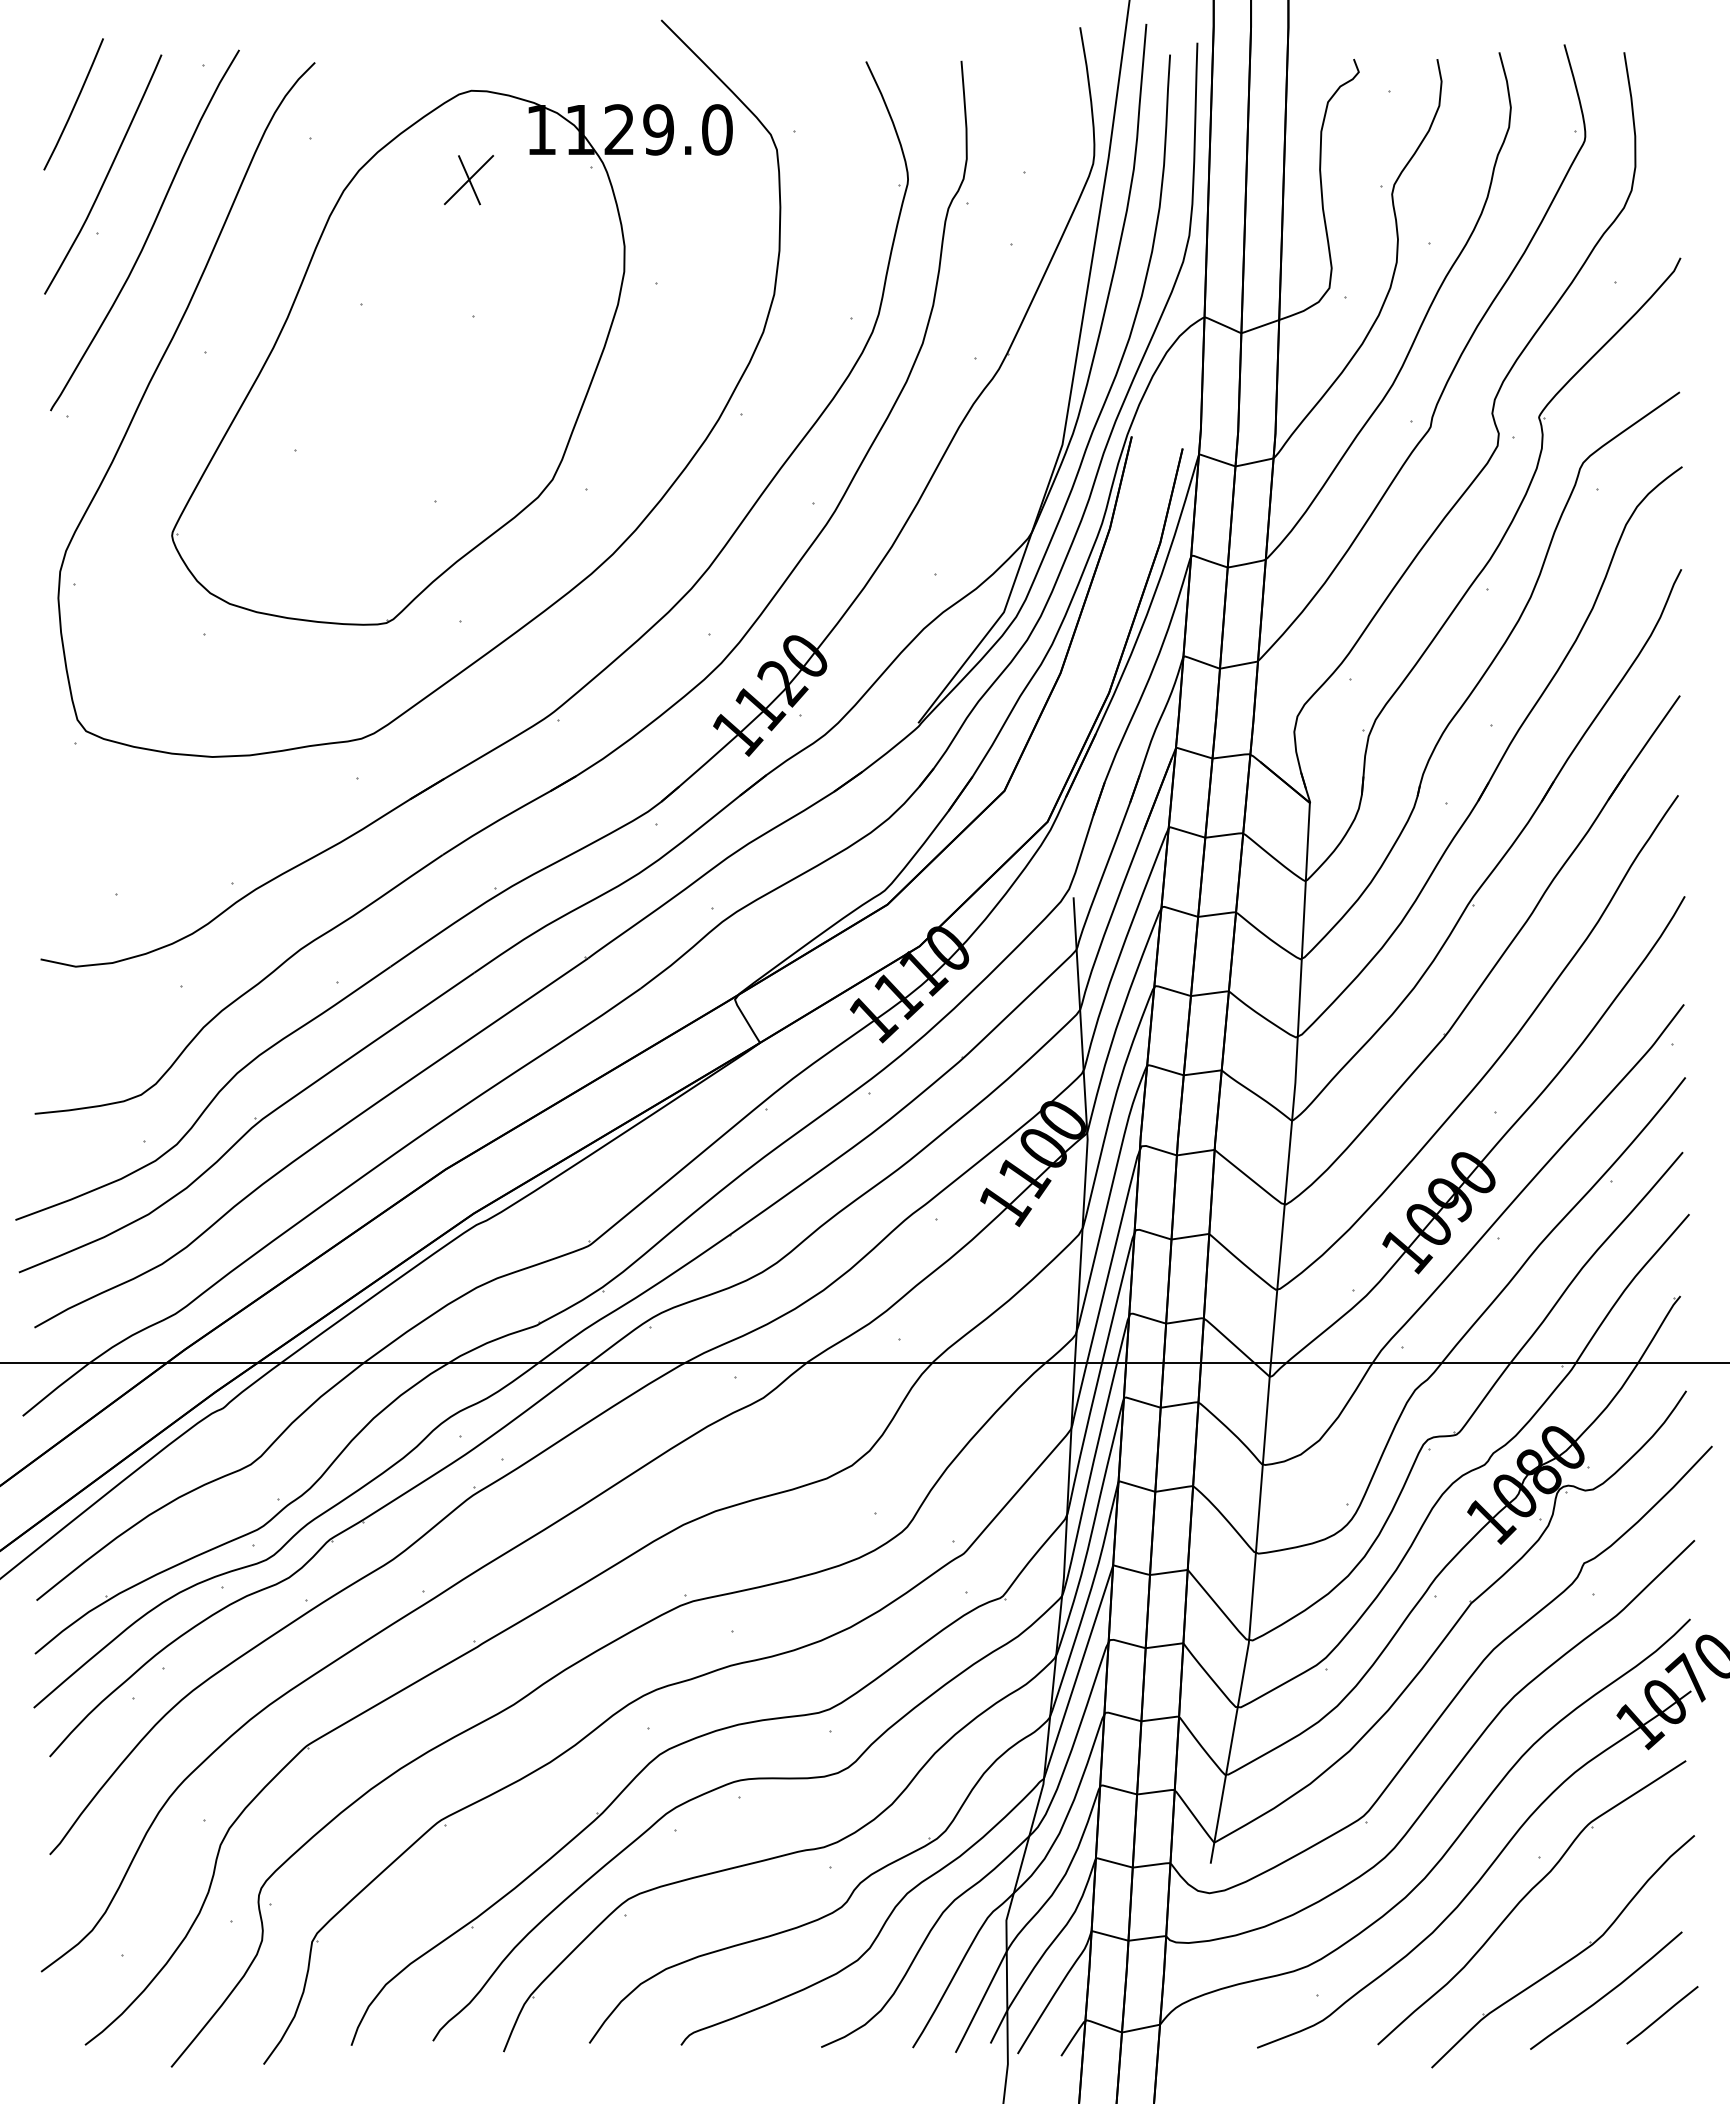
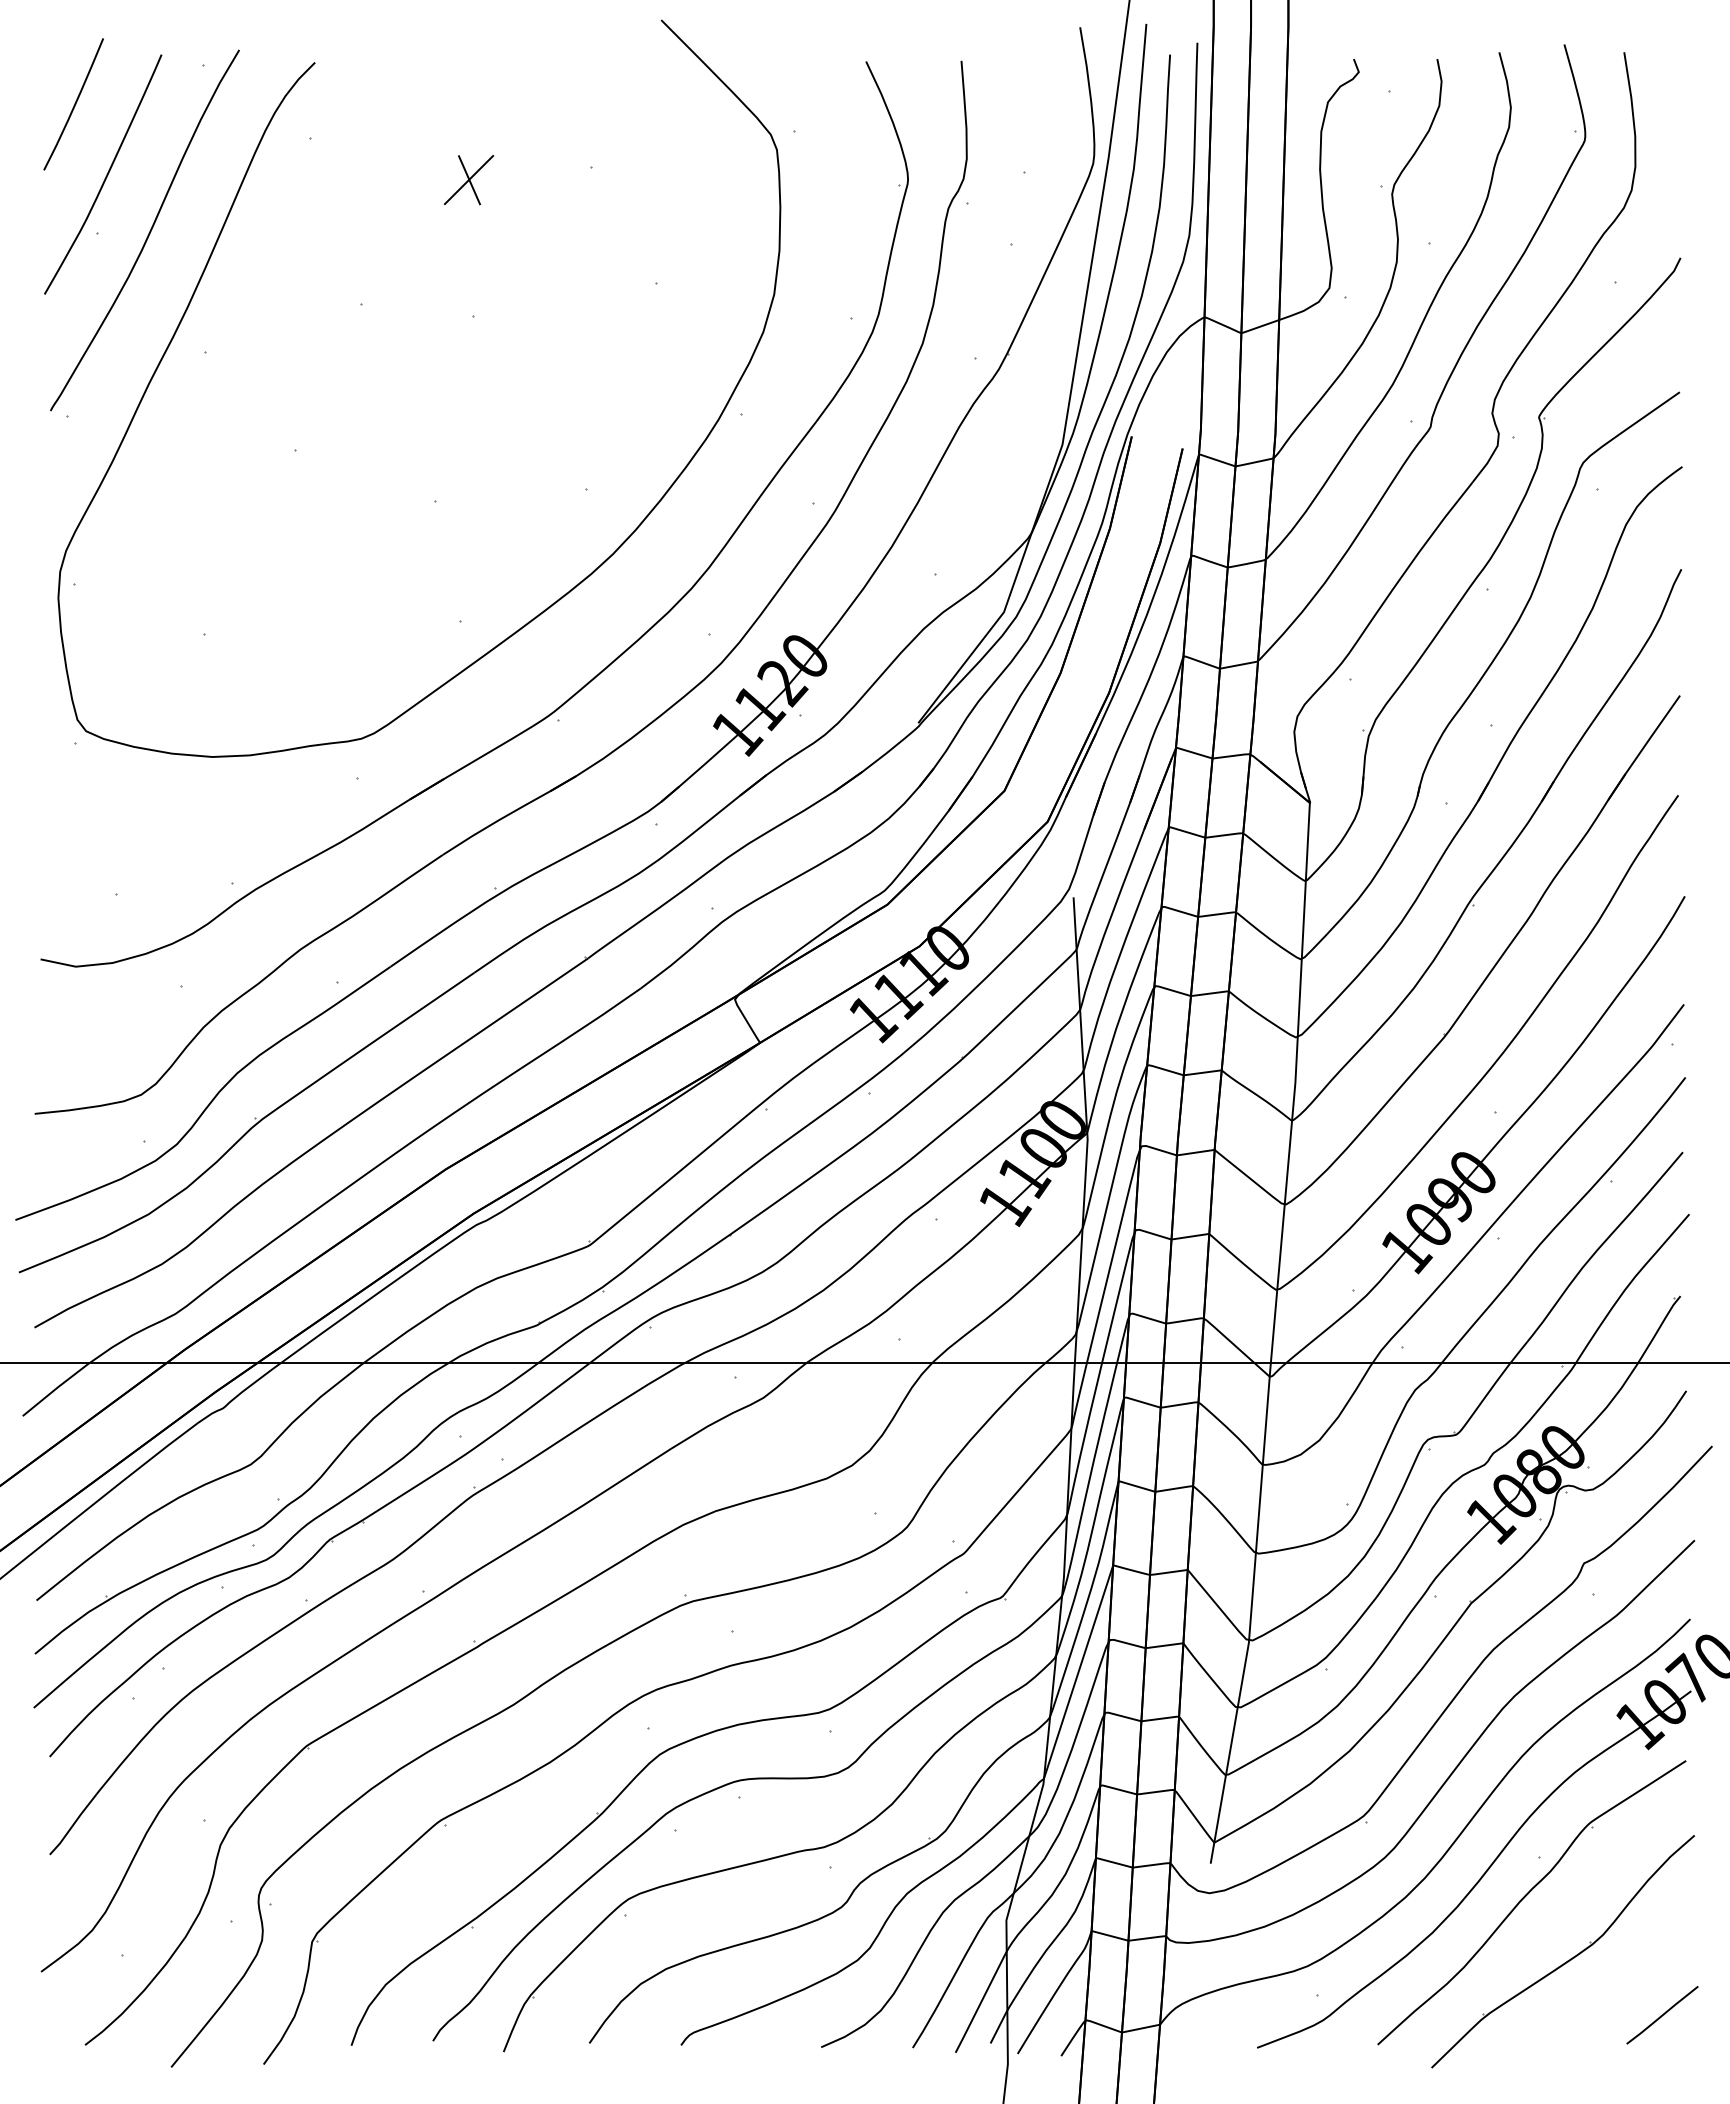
part: present -> none (451, 357)
curve: present -> none (1608, 1991)
